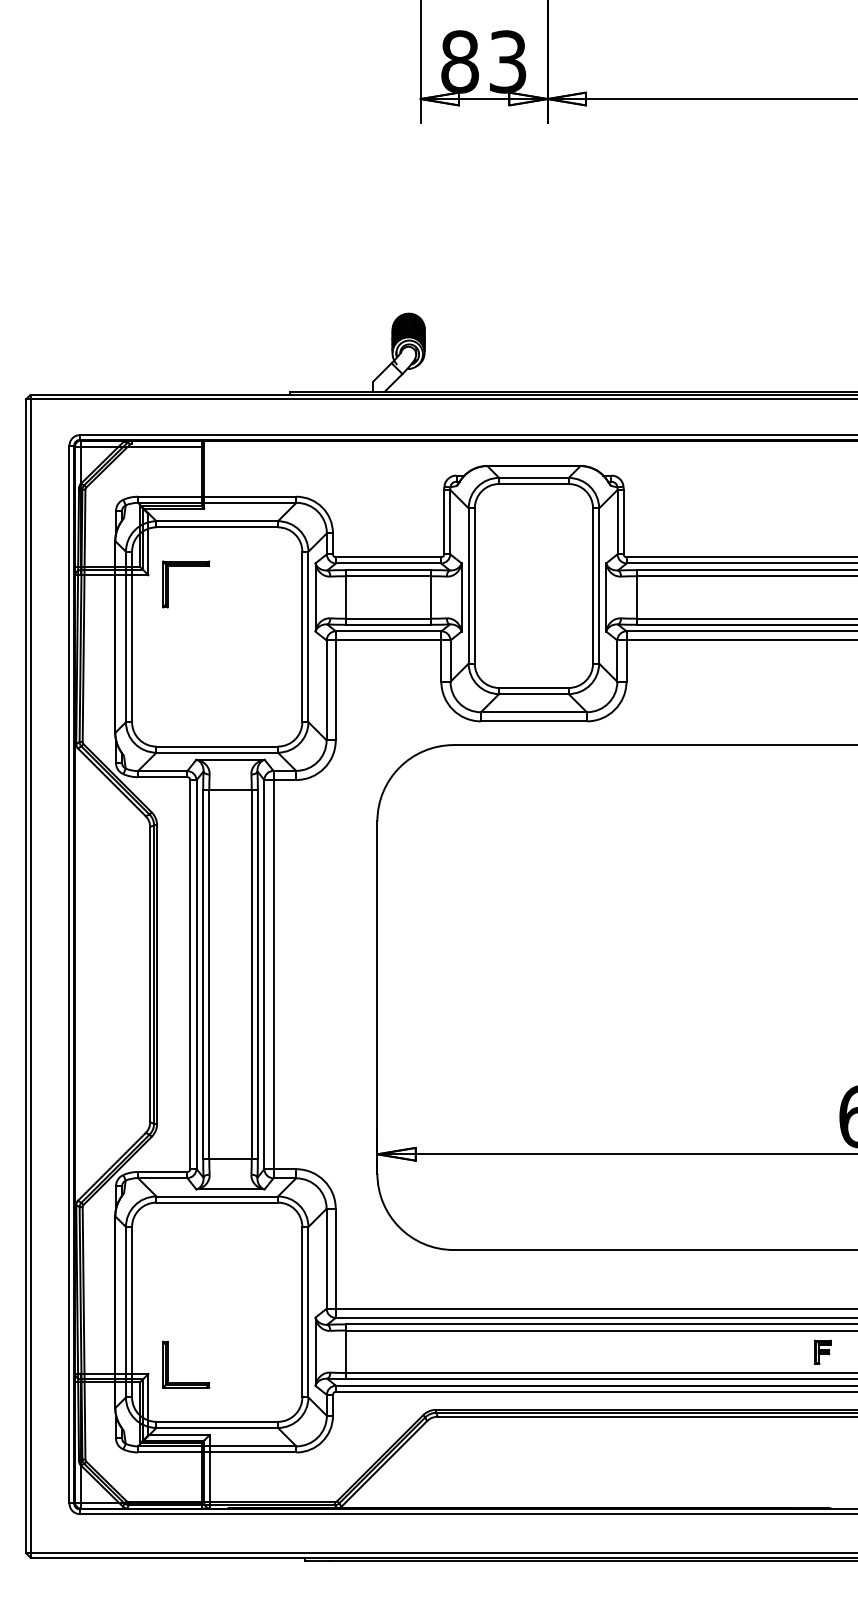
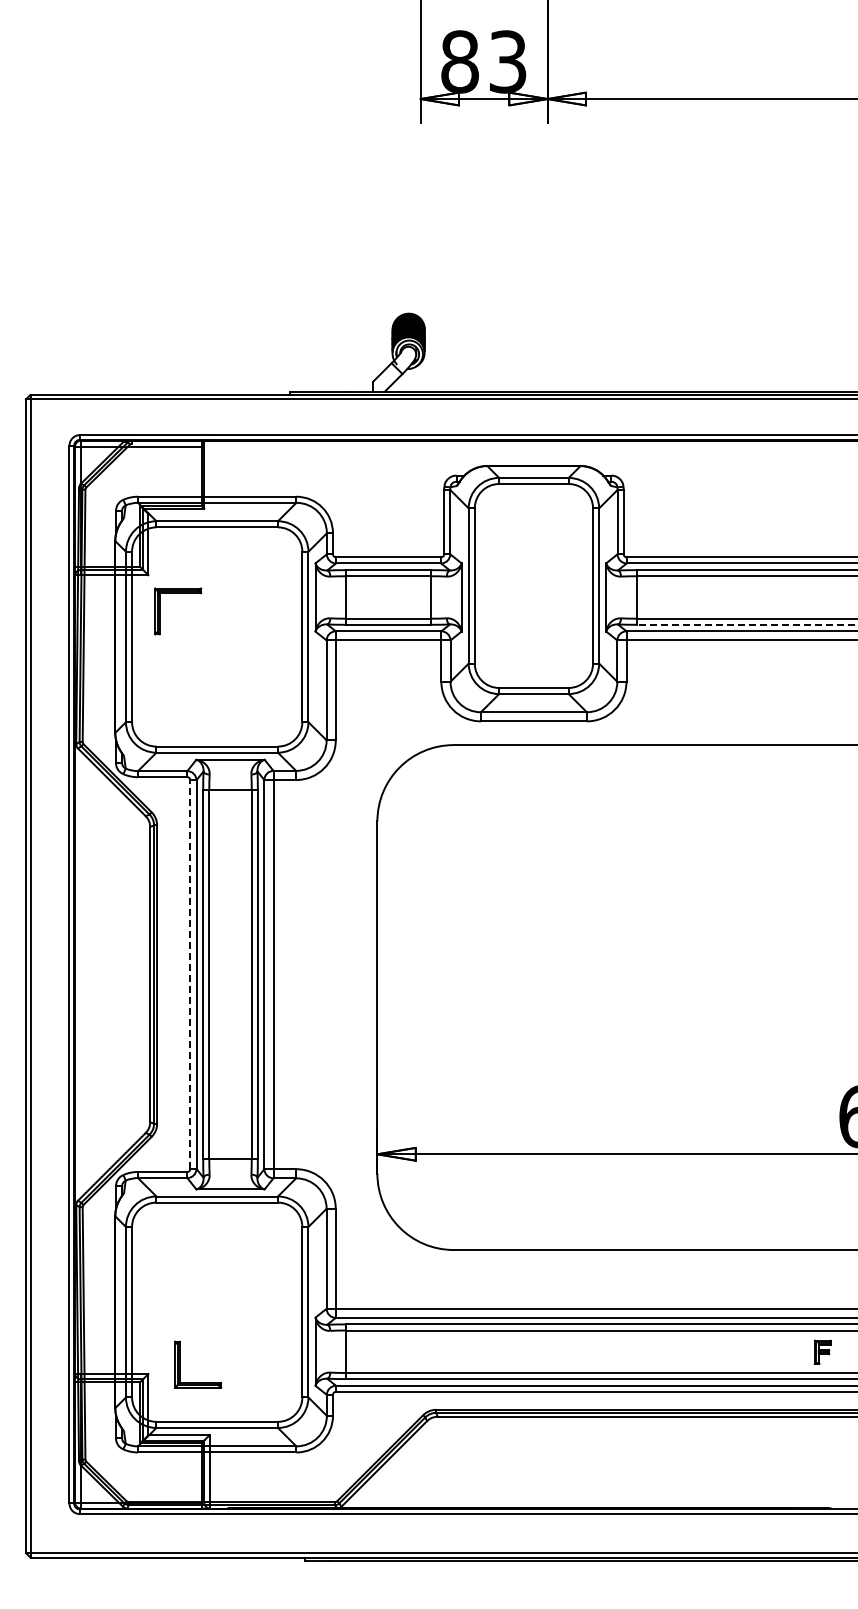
part position: (186, 566) -> (178, 593) (178, 593)
line: solid -> dashed (746, 624)
line: solid -> dashed (190, 974)
part position: (168, 1364) -> (180, 1364) (180, 1364)
